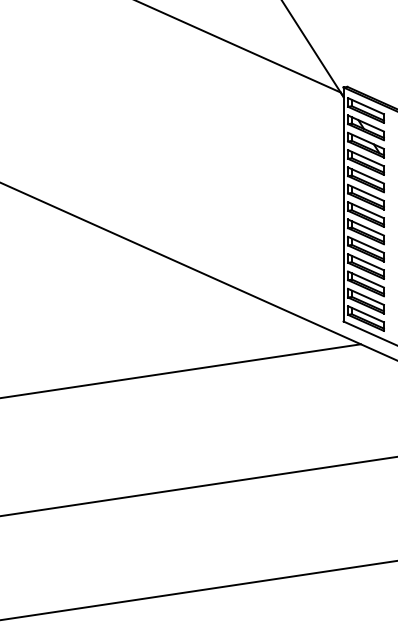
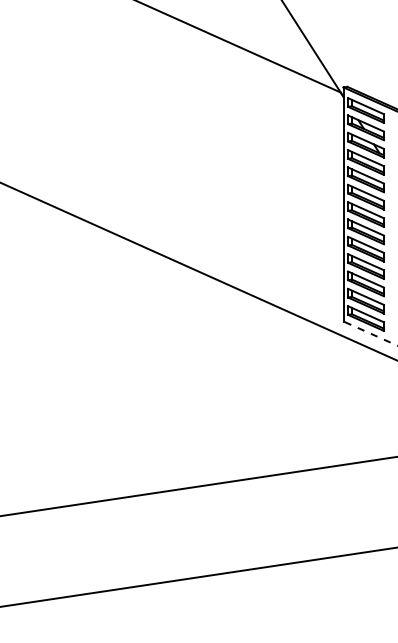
line: solid -> dashed (369, 333)
line: present -> none (181, 370)
line position: (198, 590) -> (198, 577) (198, 577)
